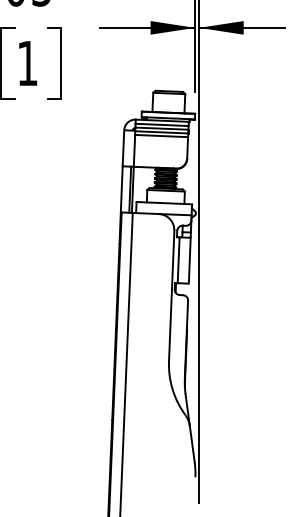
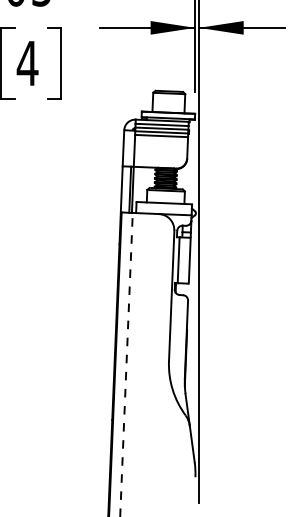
text: 1 -> 4 (27, 63)
line: solid -> dashed (126, 364)
